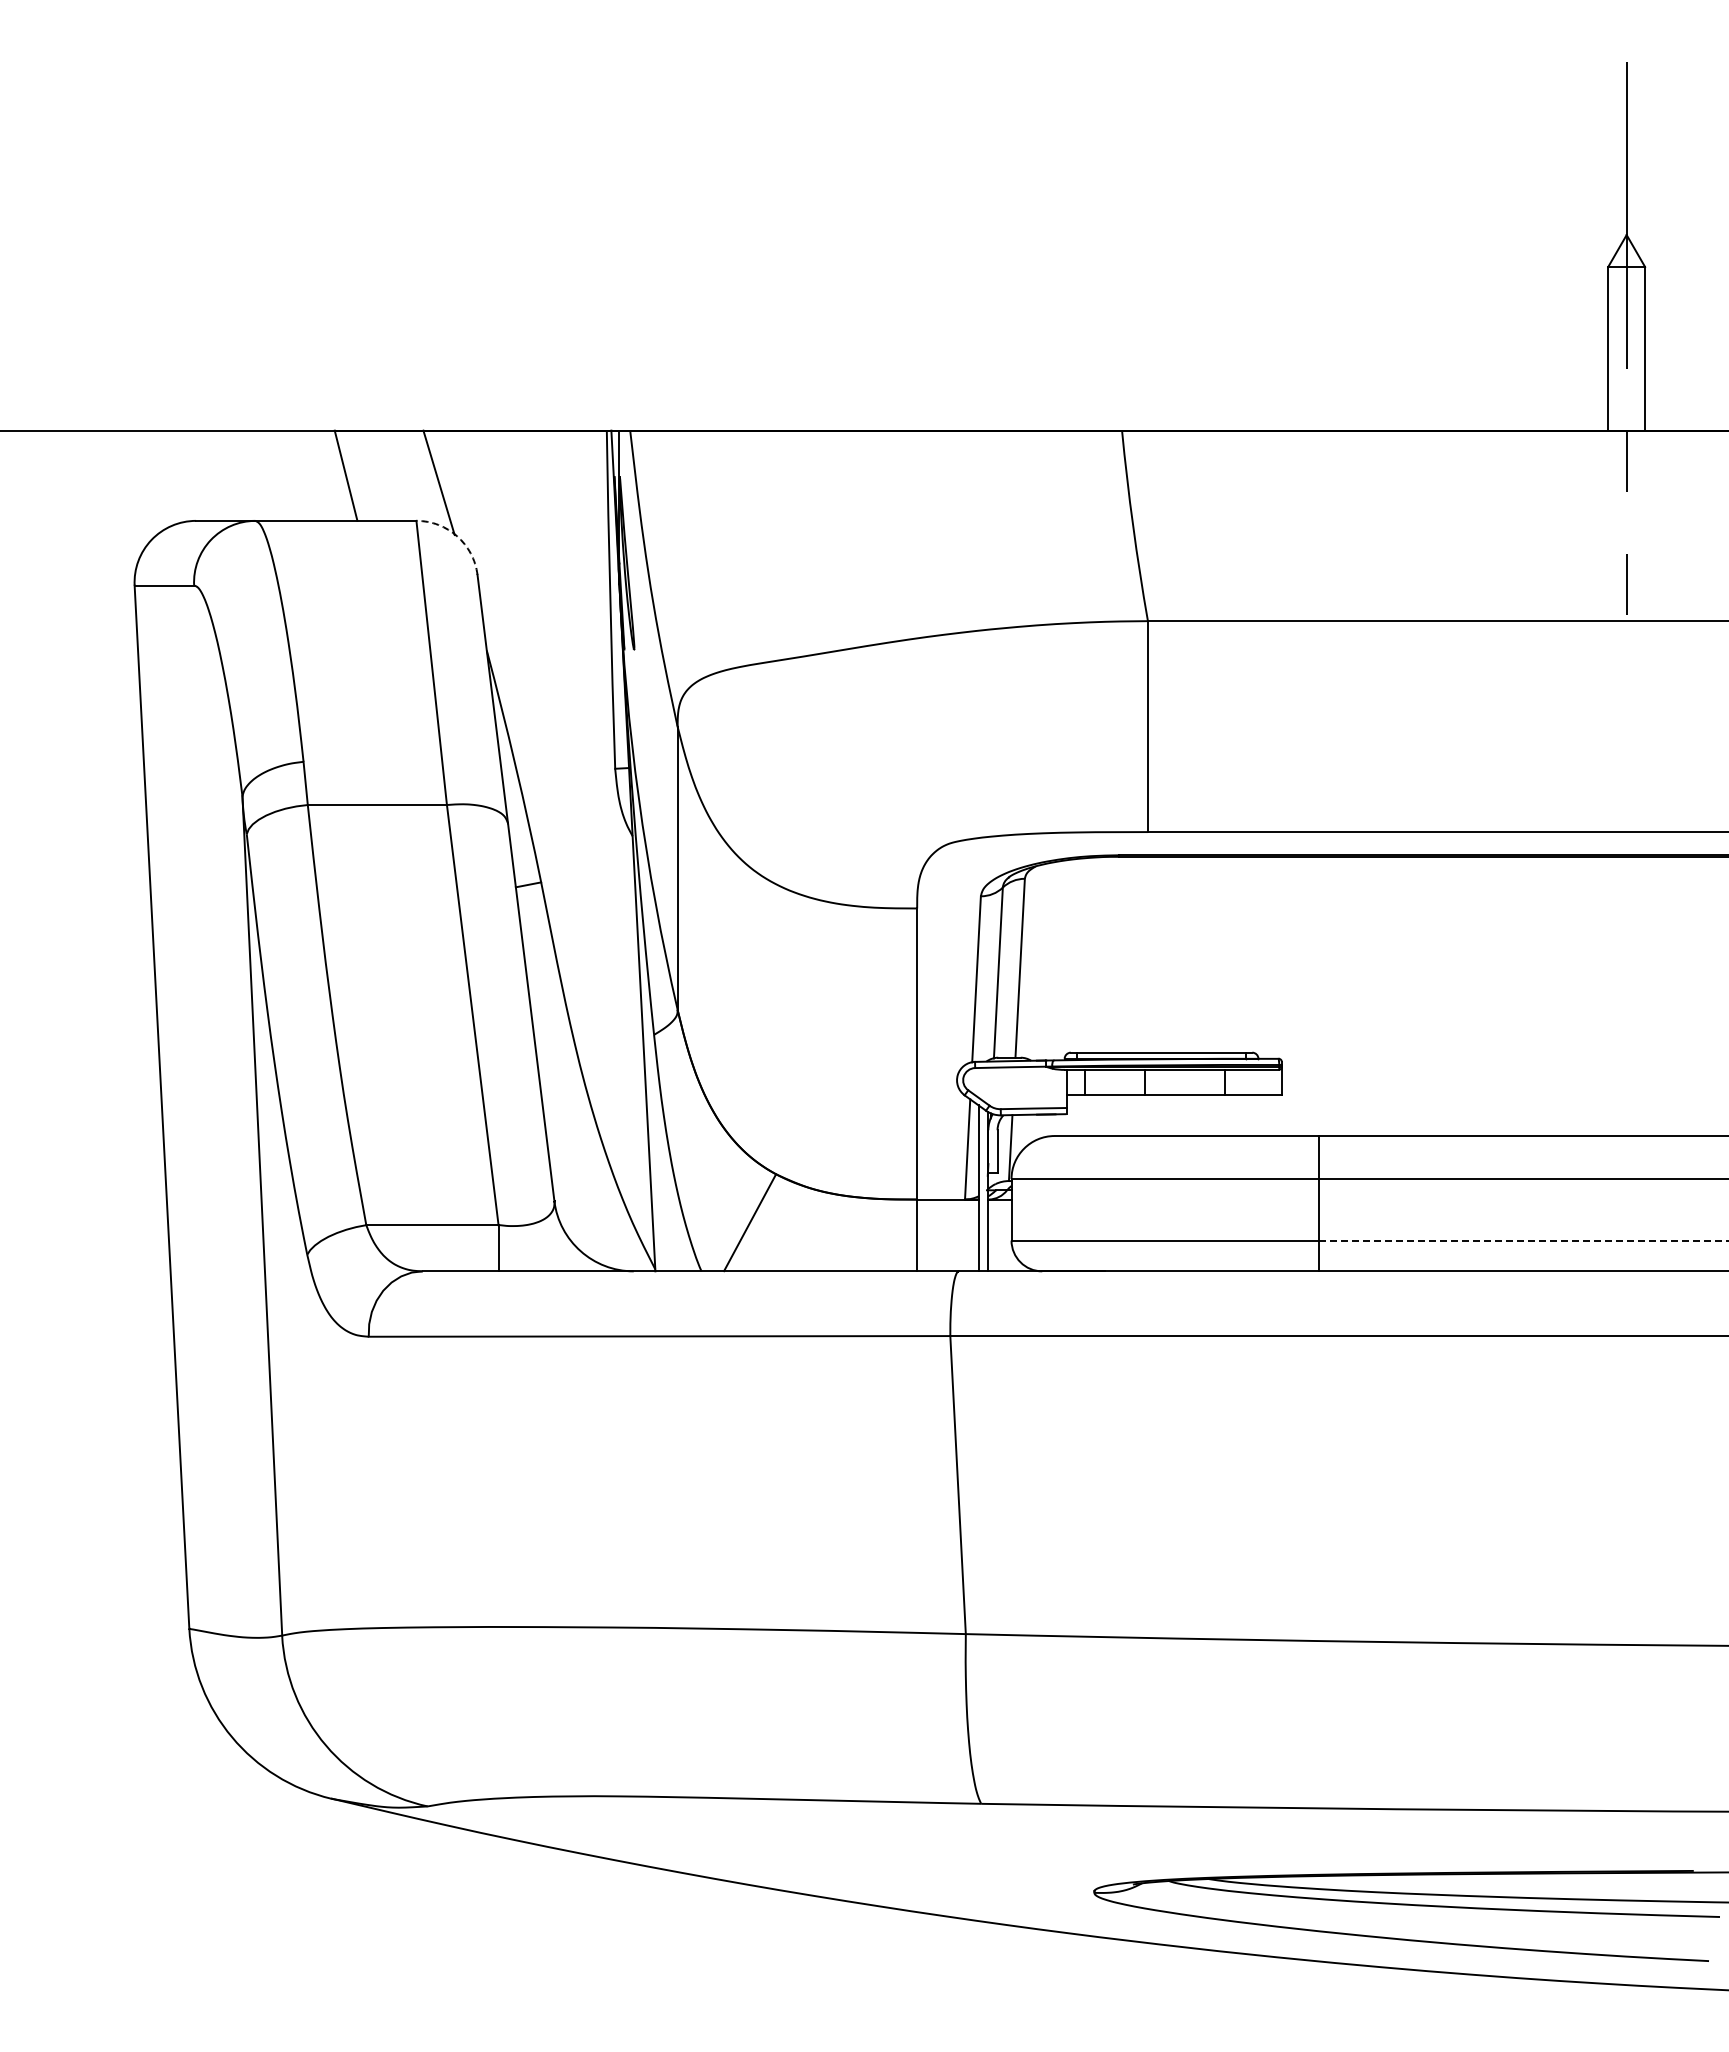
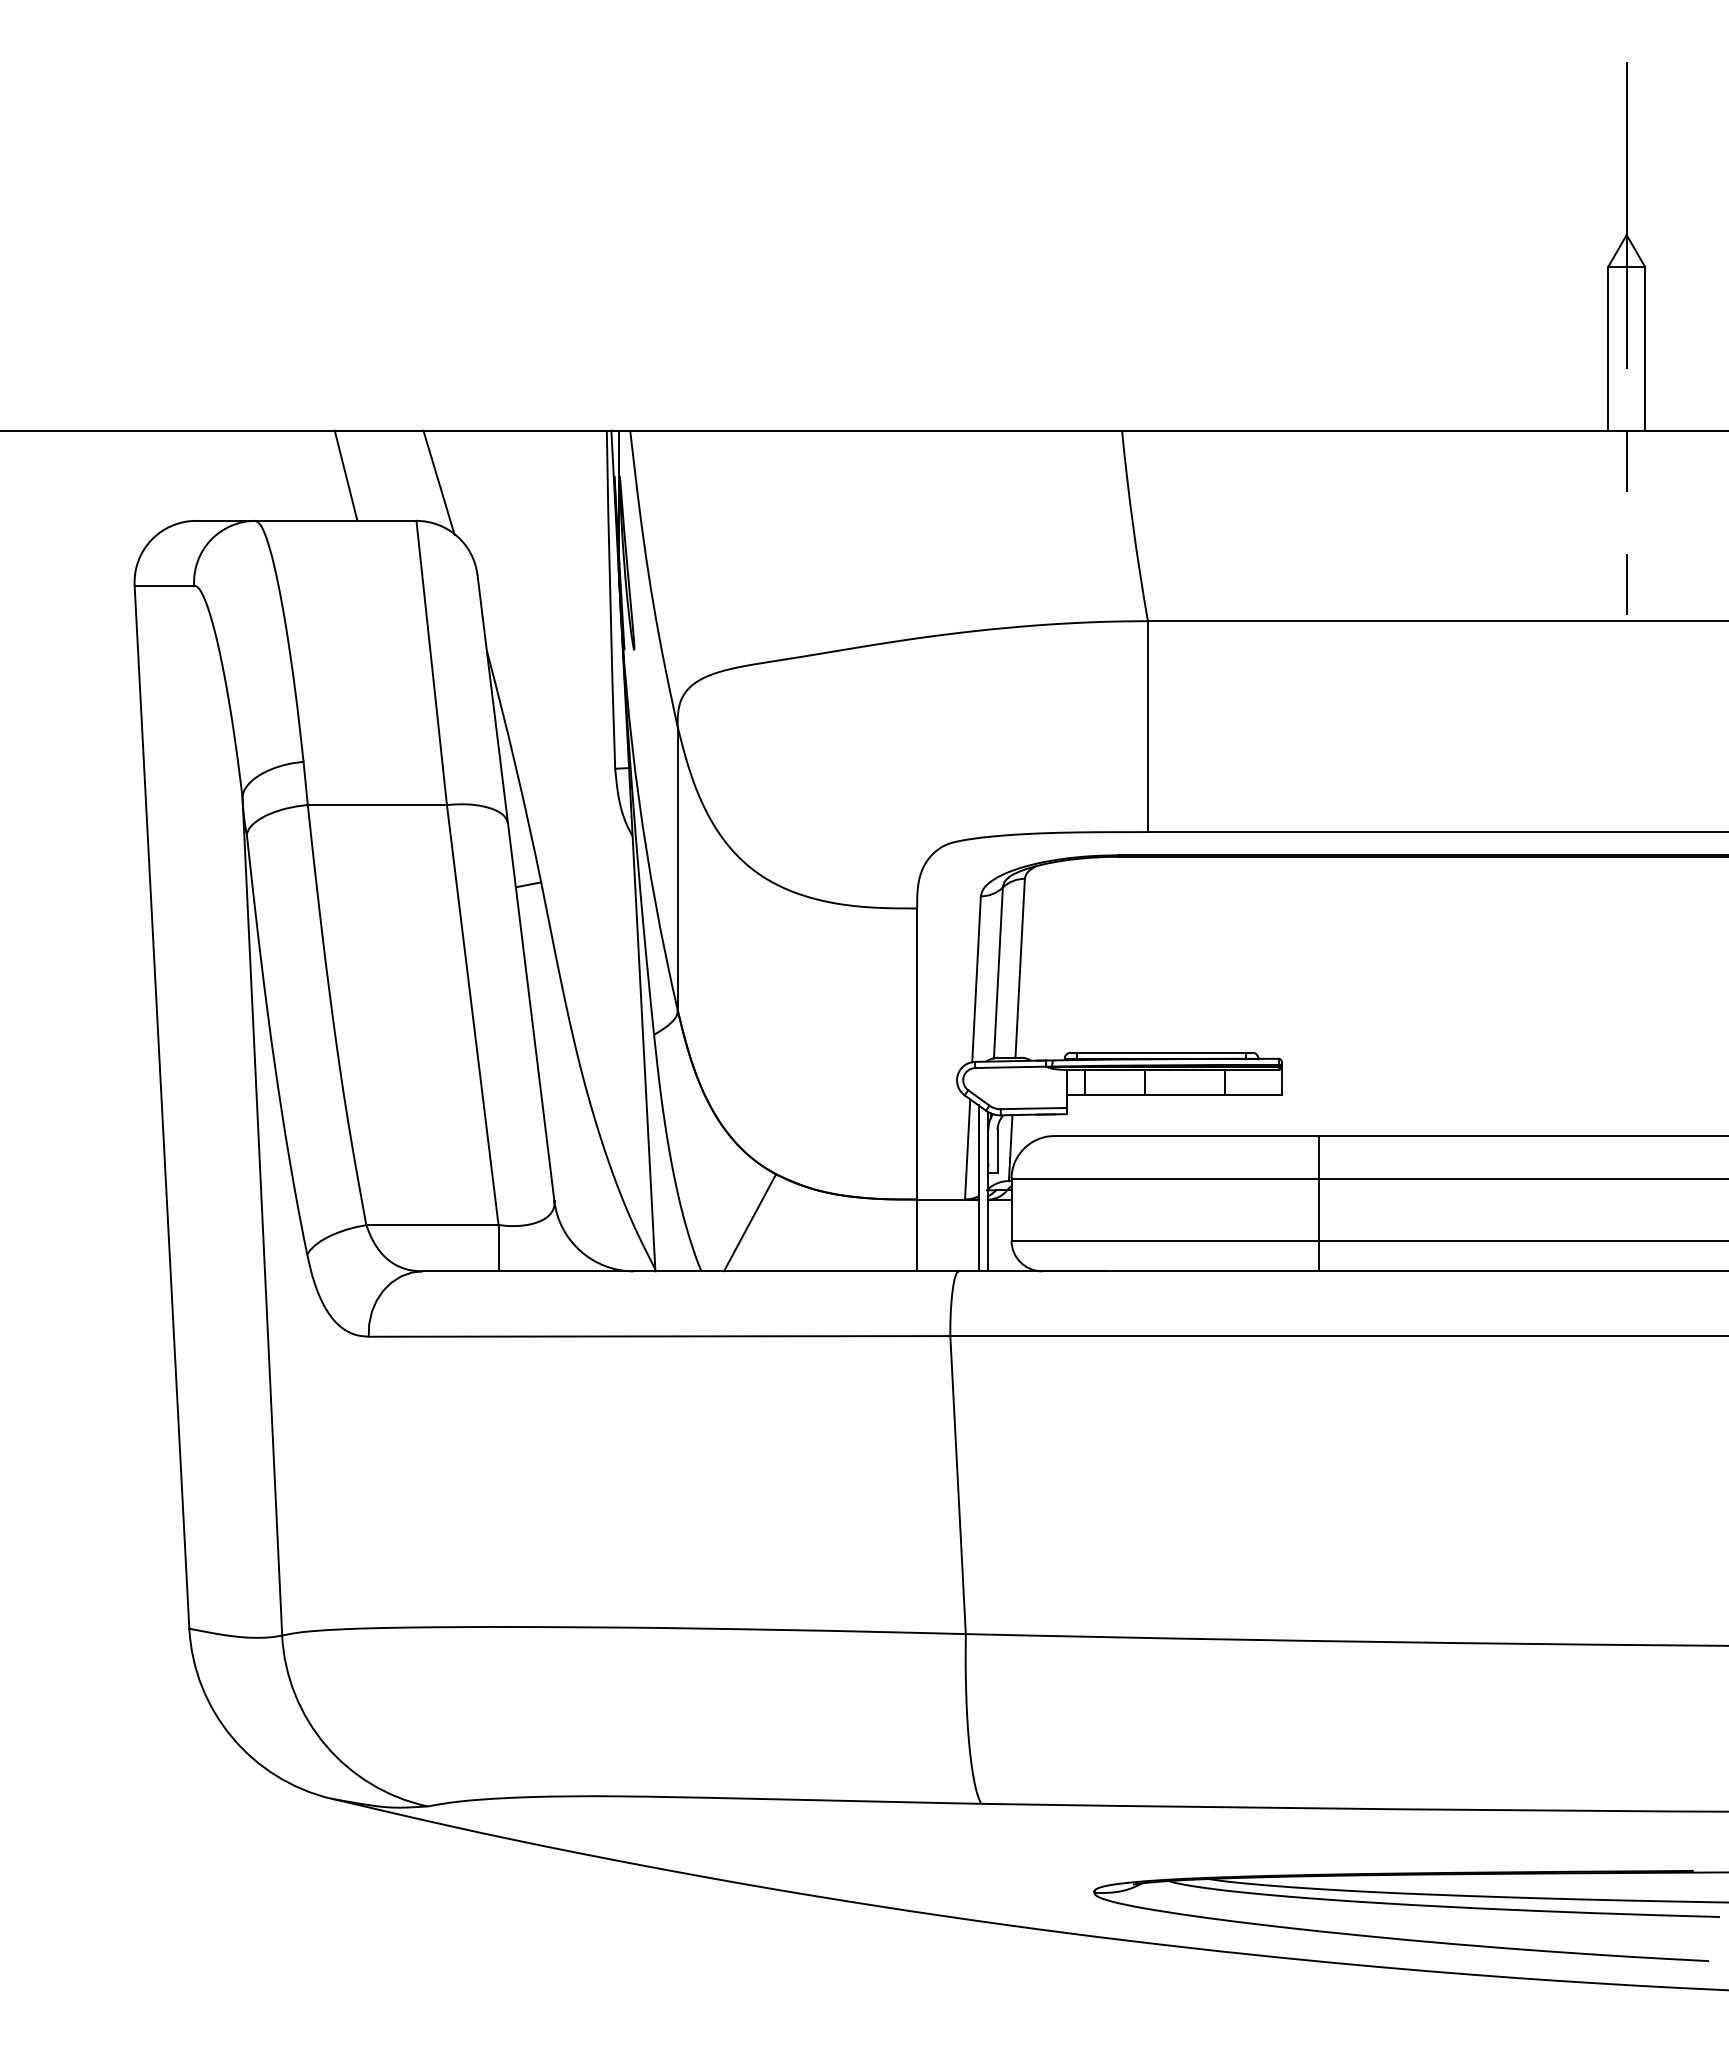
arc: dashed -> solid (457, 536)
line: dashed -> solid (1524, 1240)
